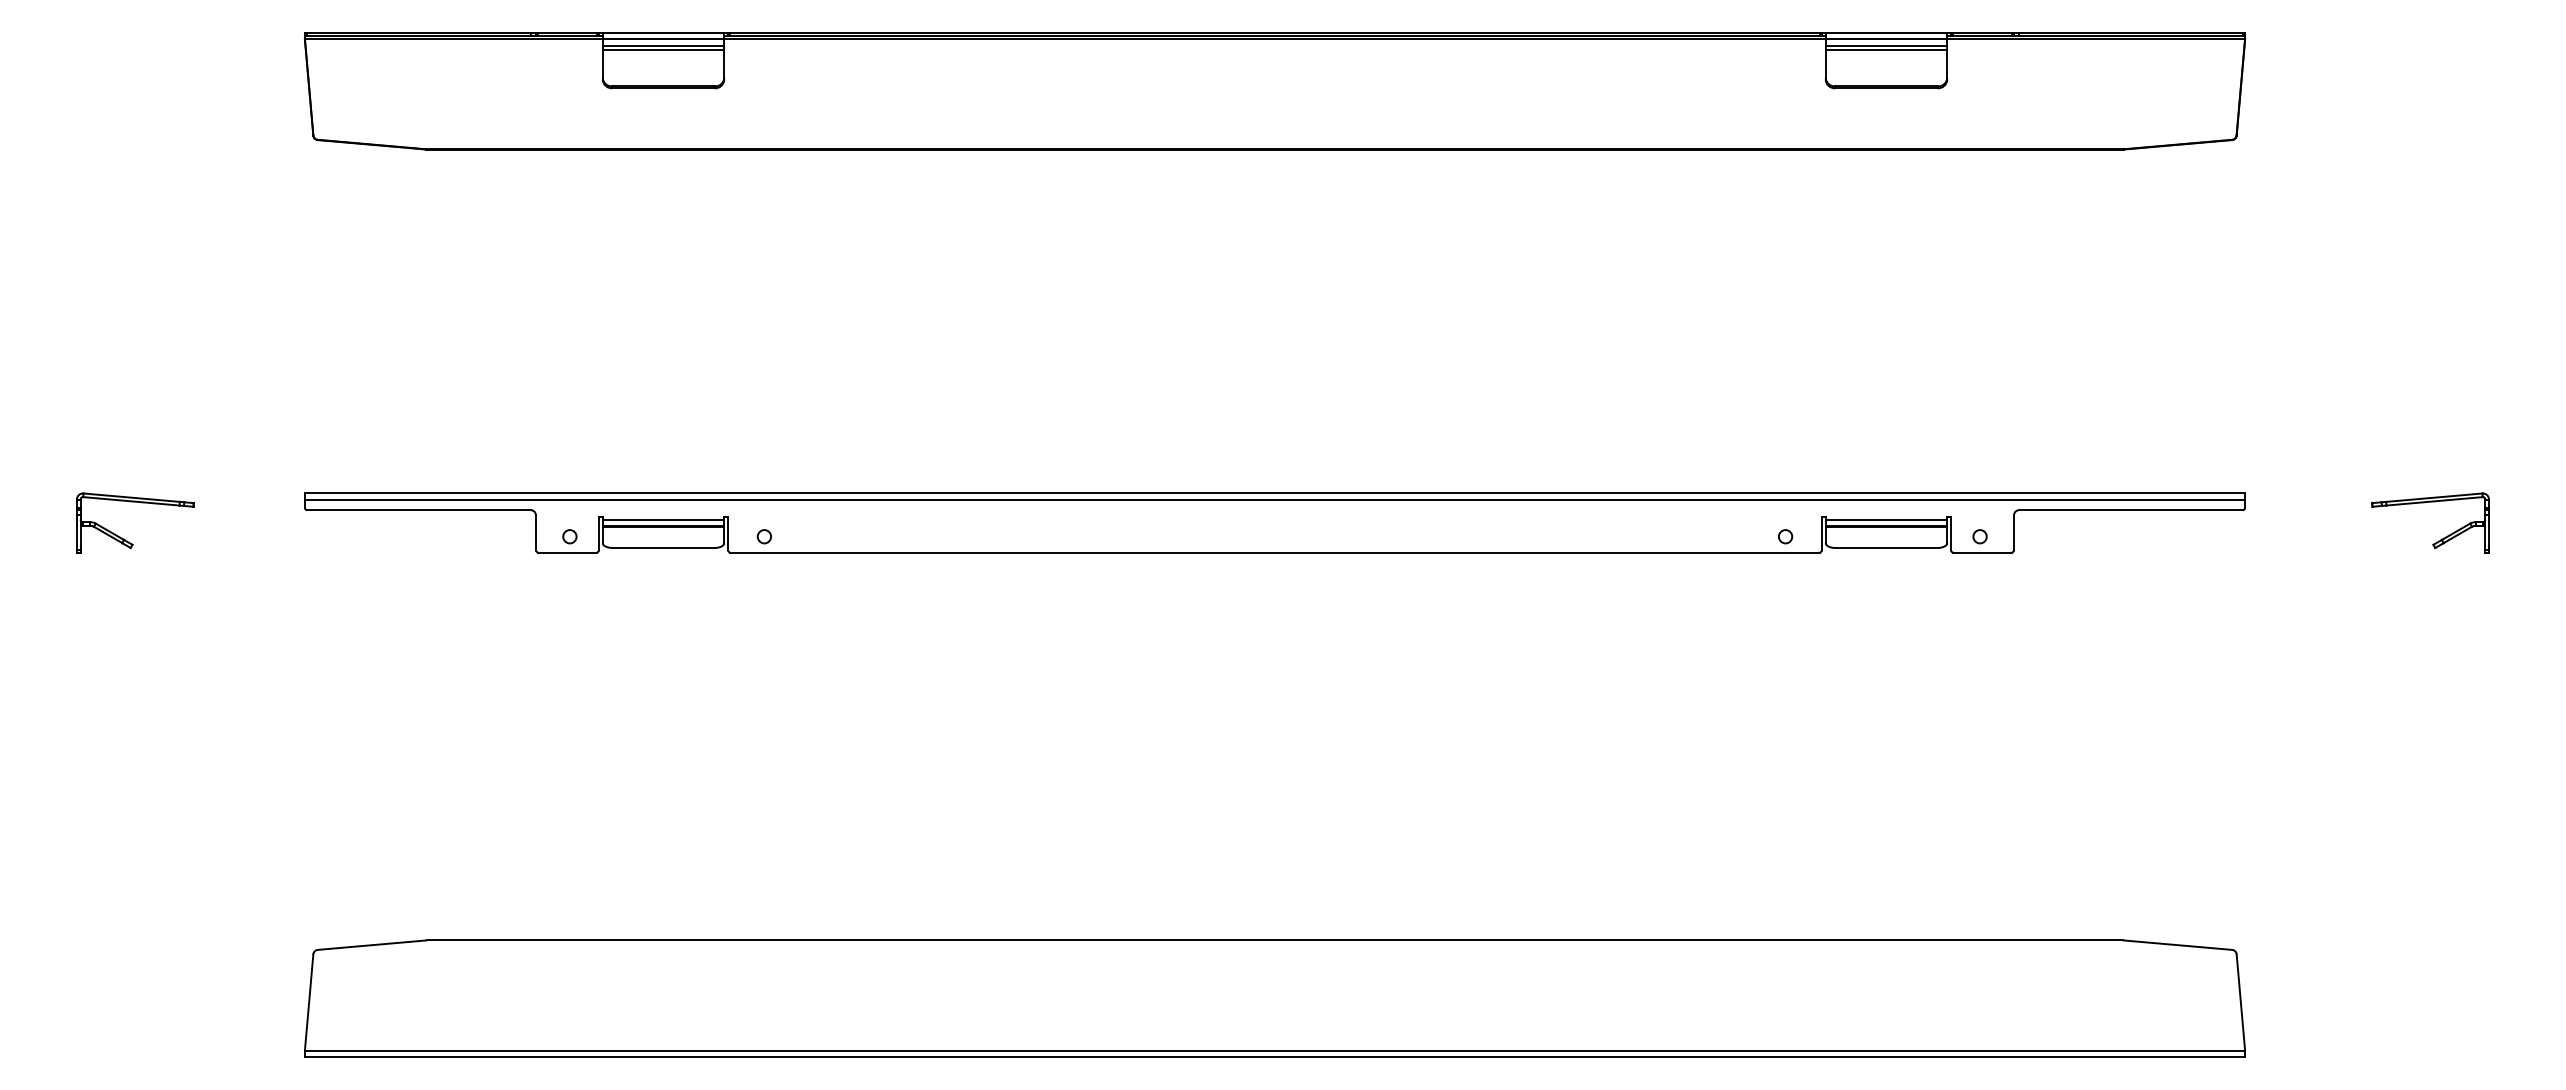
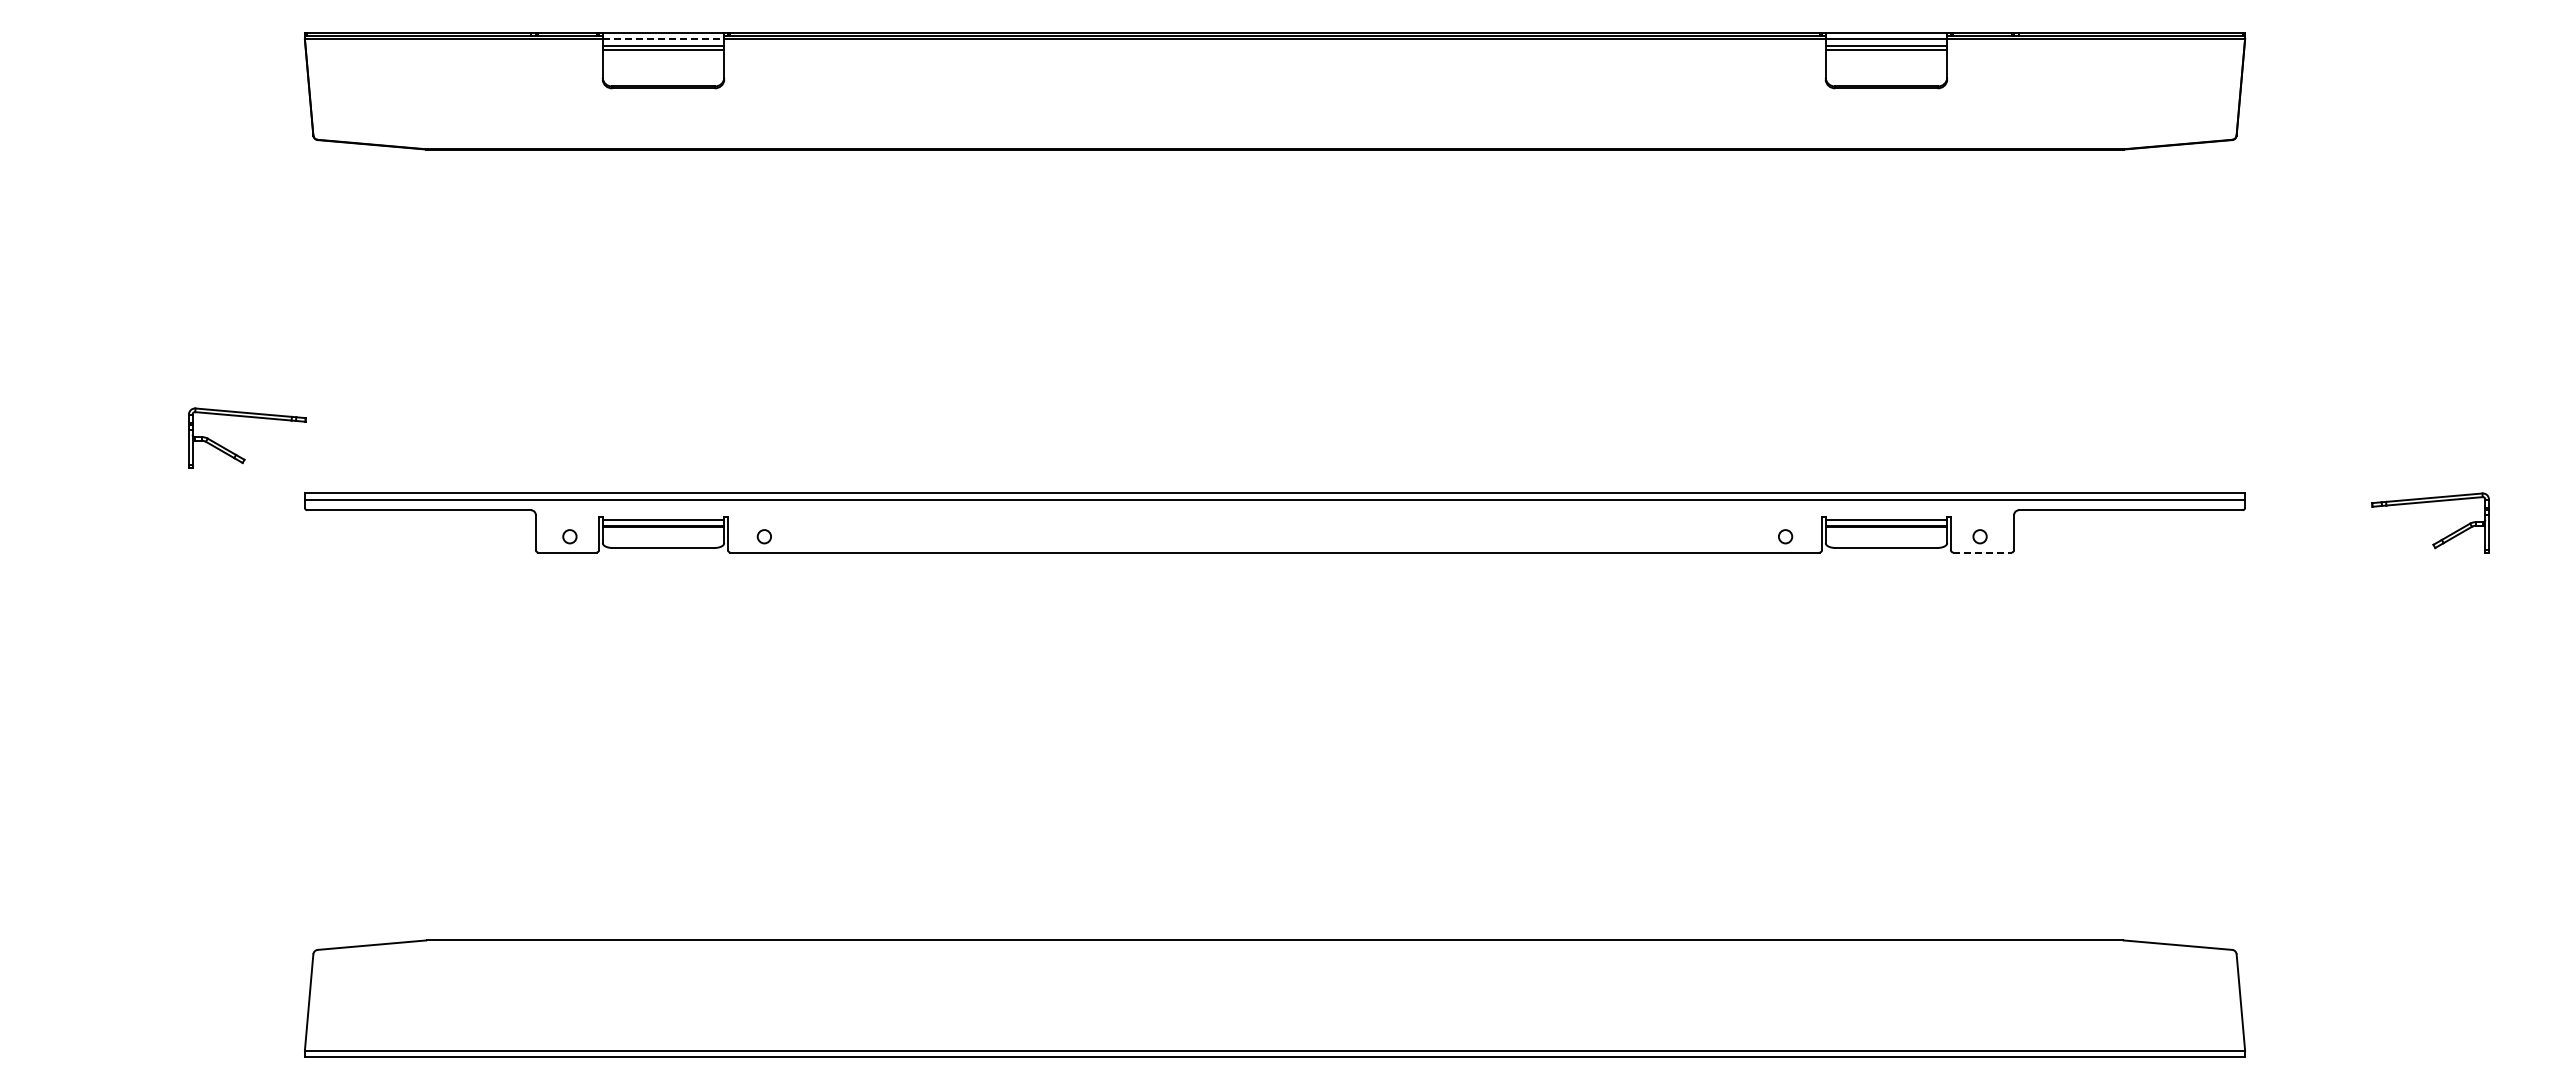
line: solid -> dashed (663, 38)
part position: (127, 540) -> (239, 455) (239, 455)
line: solid -> dashed (1983, 552)
